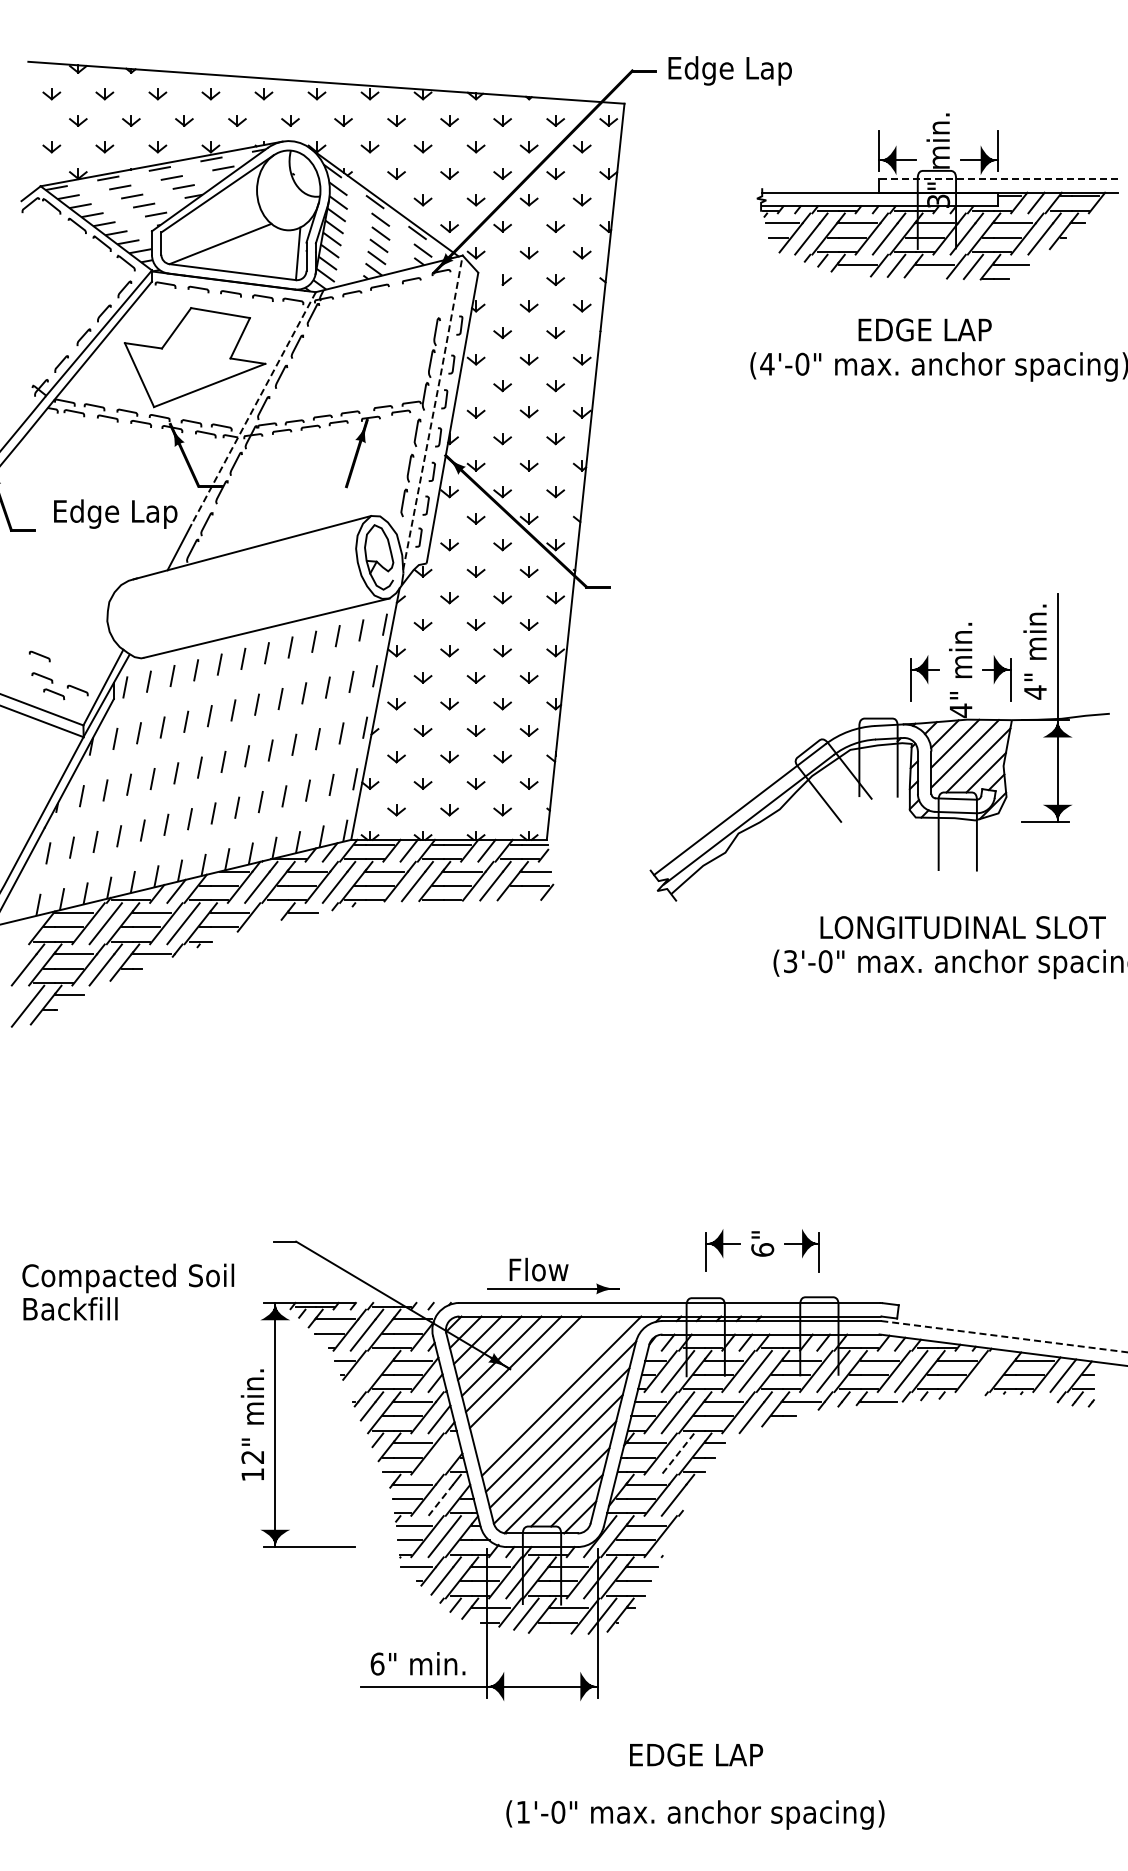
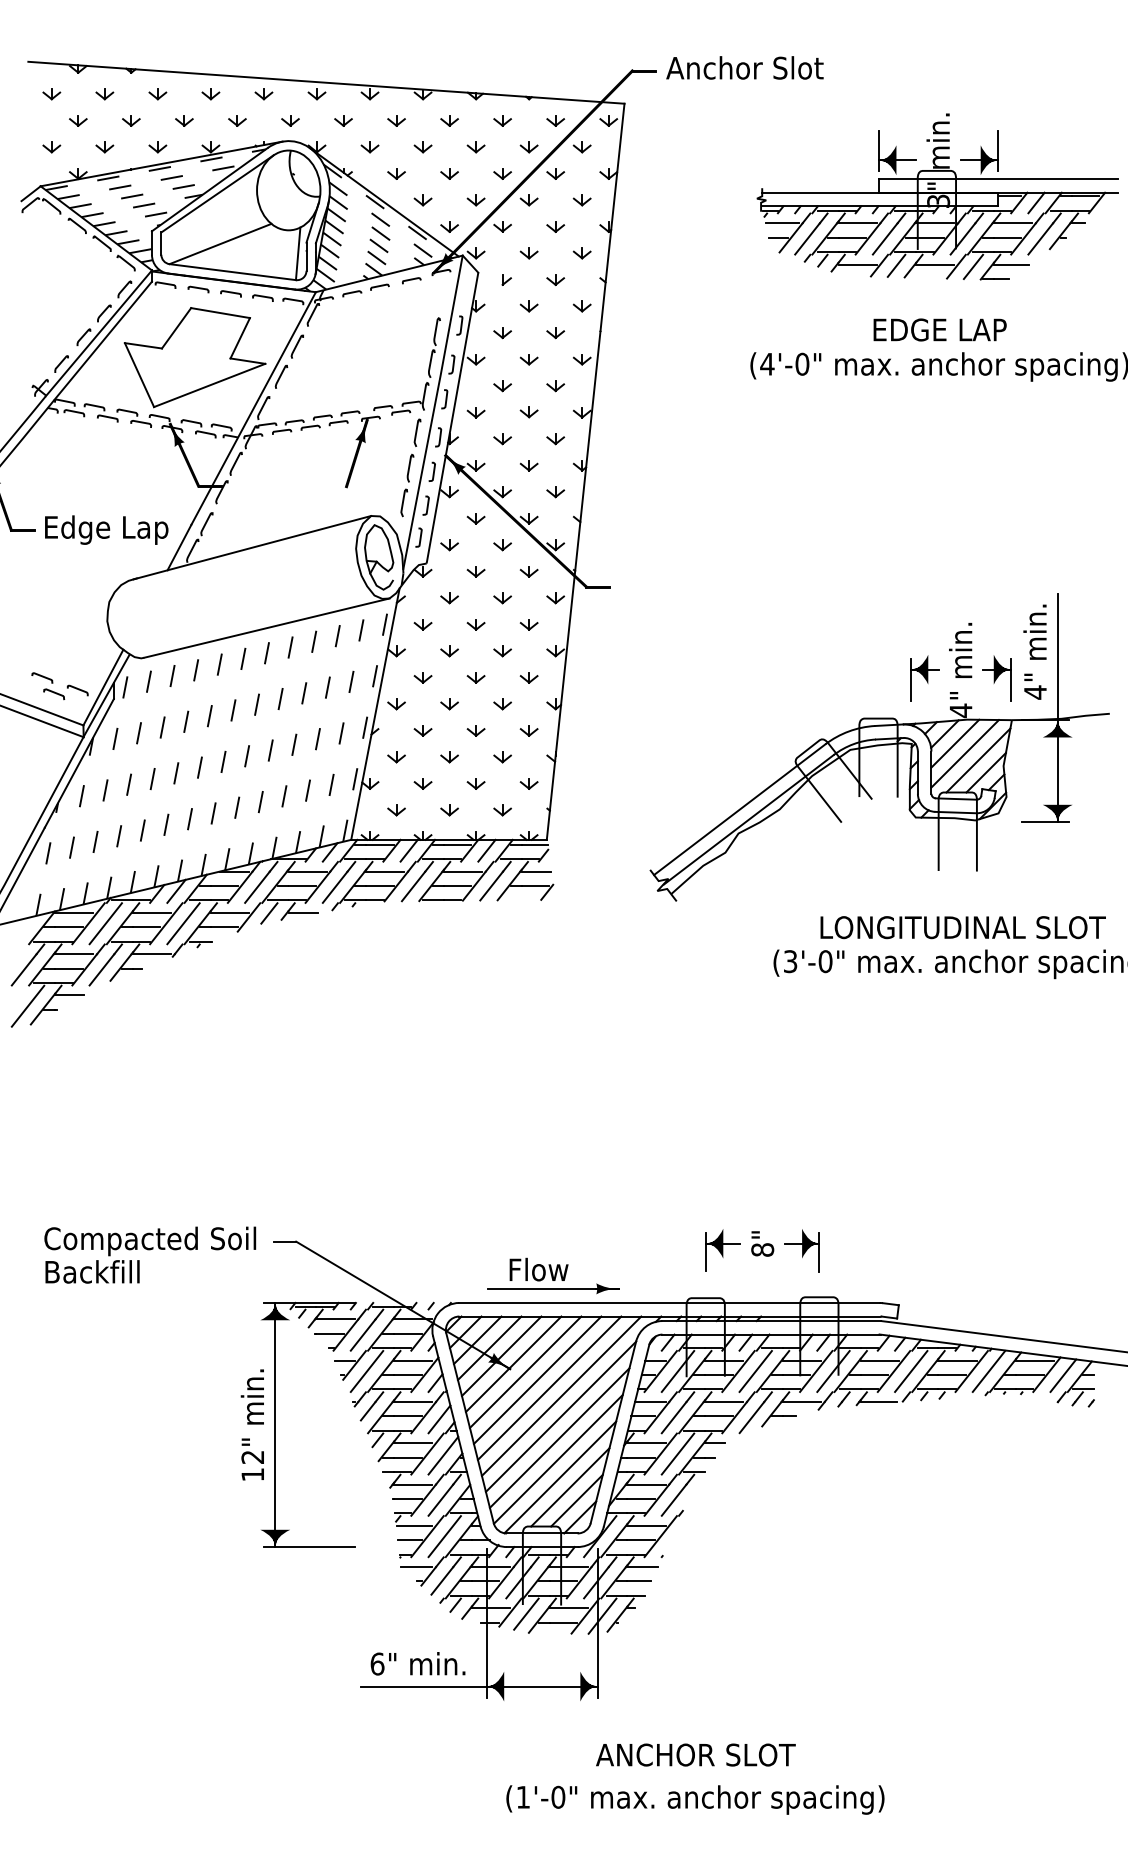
text: Edge Lap -> Anchor Slot (744, 70)
line: dashed -> solid (998, 179)
text position: (924, 329) -> (939, 329) (939, 329)
line: dashed -> solid (253, 408)
line: dashed -> solid (433, 412)
text position: (115, 513) -> (106, 529) (106, 529)
curve: present -> none (39, 655)
line: none -> present (269, 913)
text: 6" -> 8" (762, 1249)
text position: (128, 1291) -> (150, 1254) (150, 1254)
line: dashed -> solid (1004, 1336)
line: none -> present (366, 1371)
line: none -> present (988, 1371)
line: none -> present (537, 1379)
line: none -> present (549, 1387)
line: dashed -> solid (677, 1454)
line: none -> present (443, 1455)
line: dashed -> solid (440, 1500)
text: EDGE LAP -> ANCHOR SLOT (695, 1754)
text position: (695, 1814) -> (695, 1799) (695, 1799)
